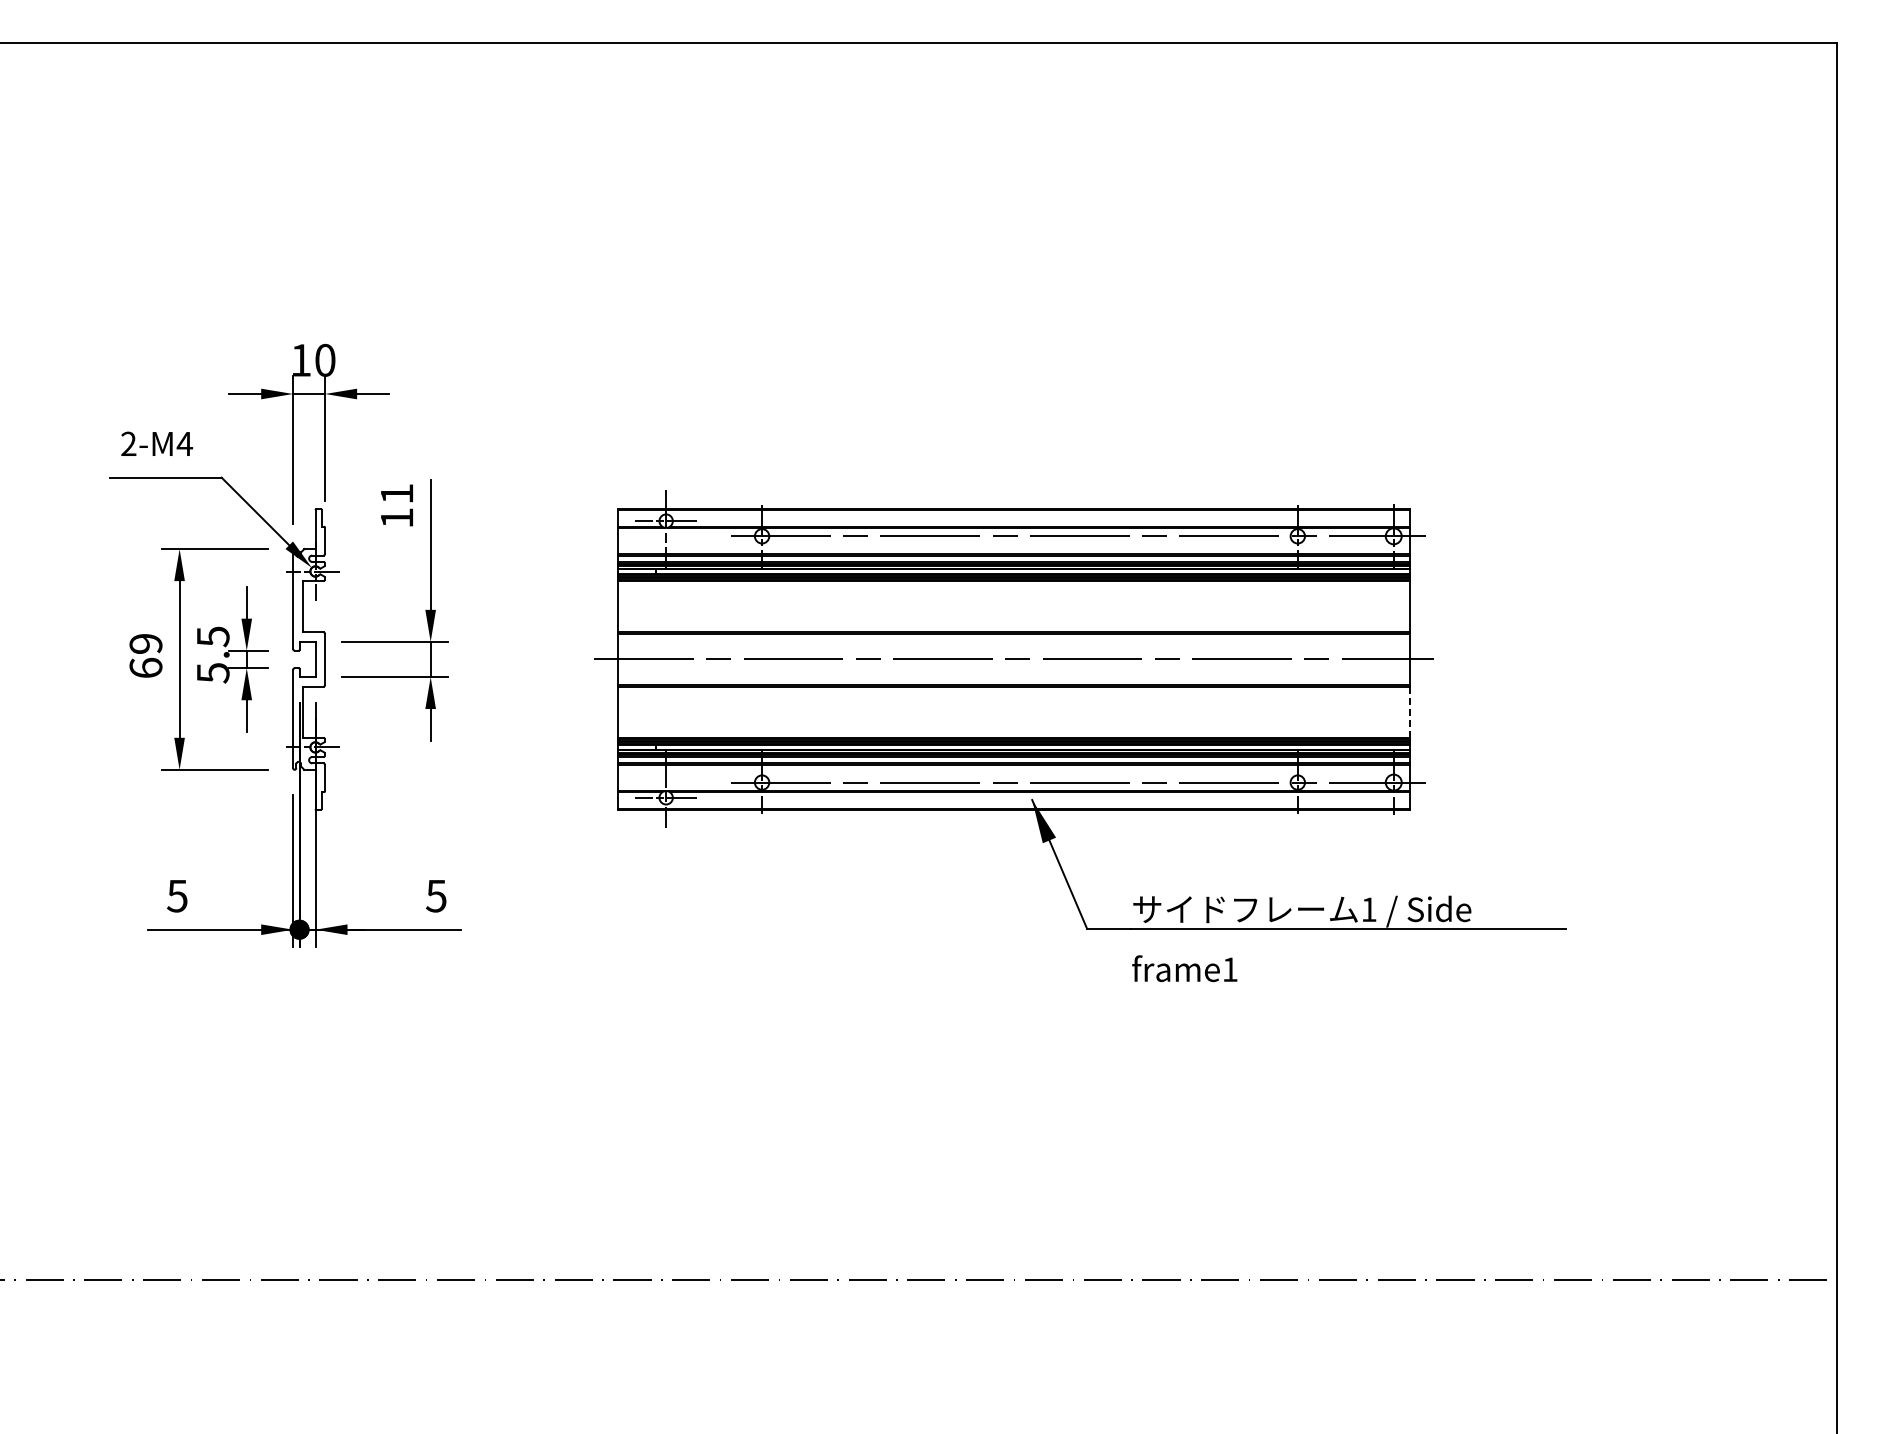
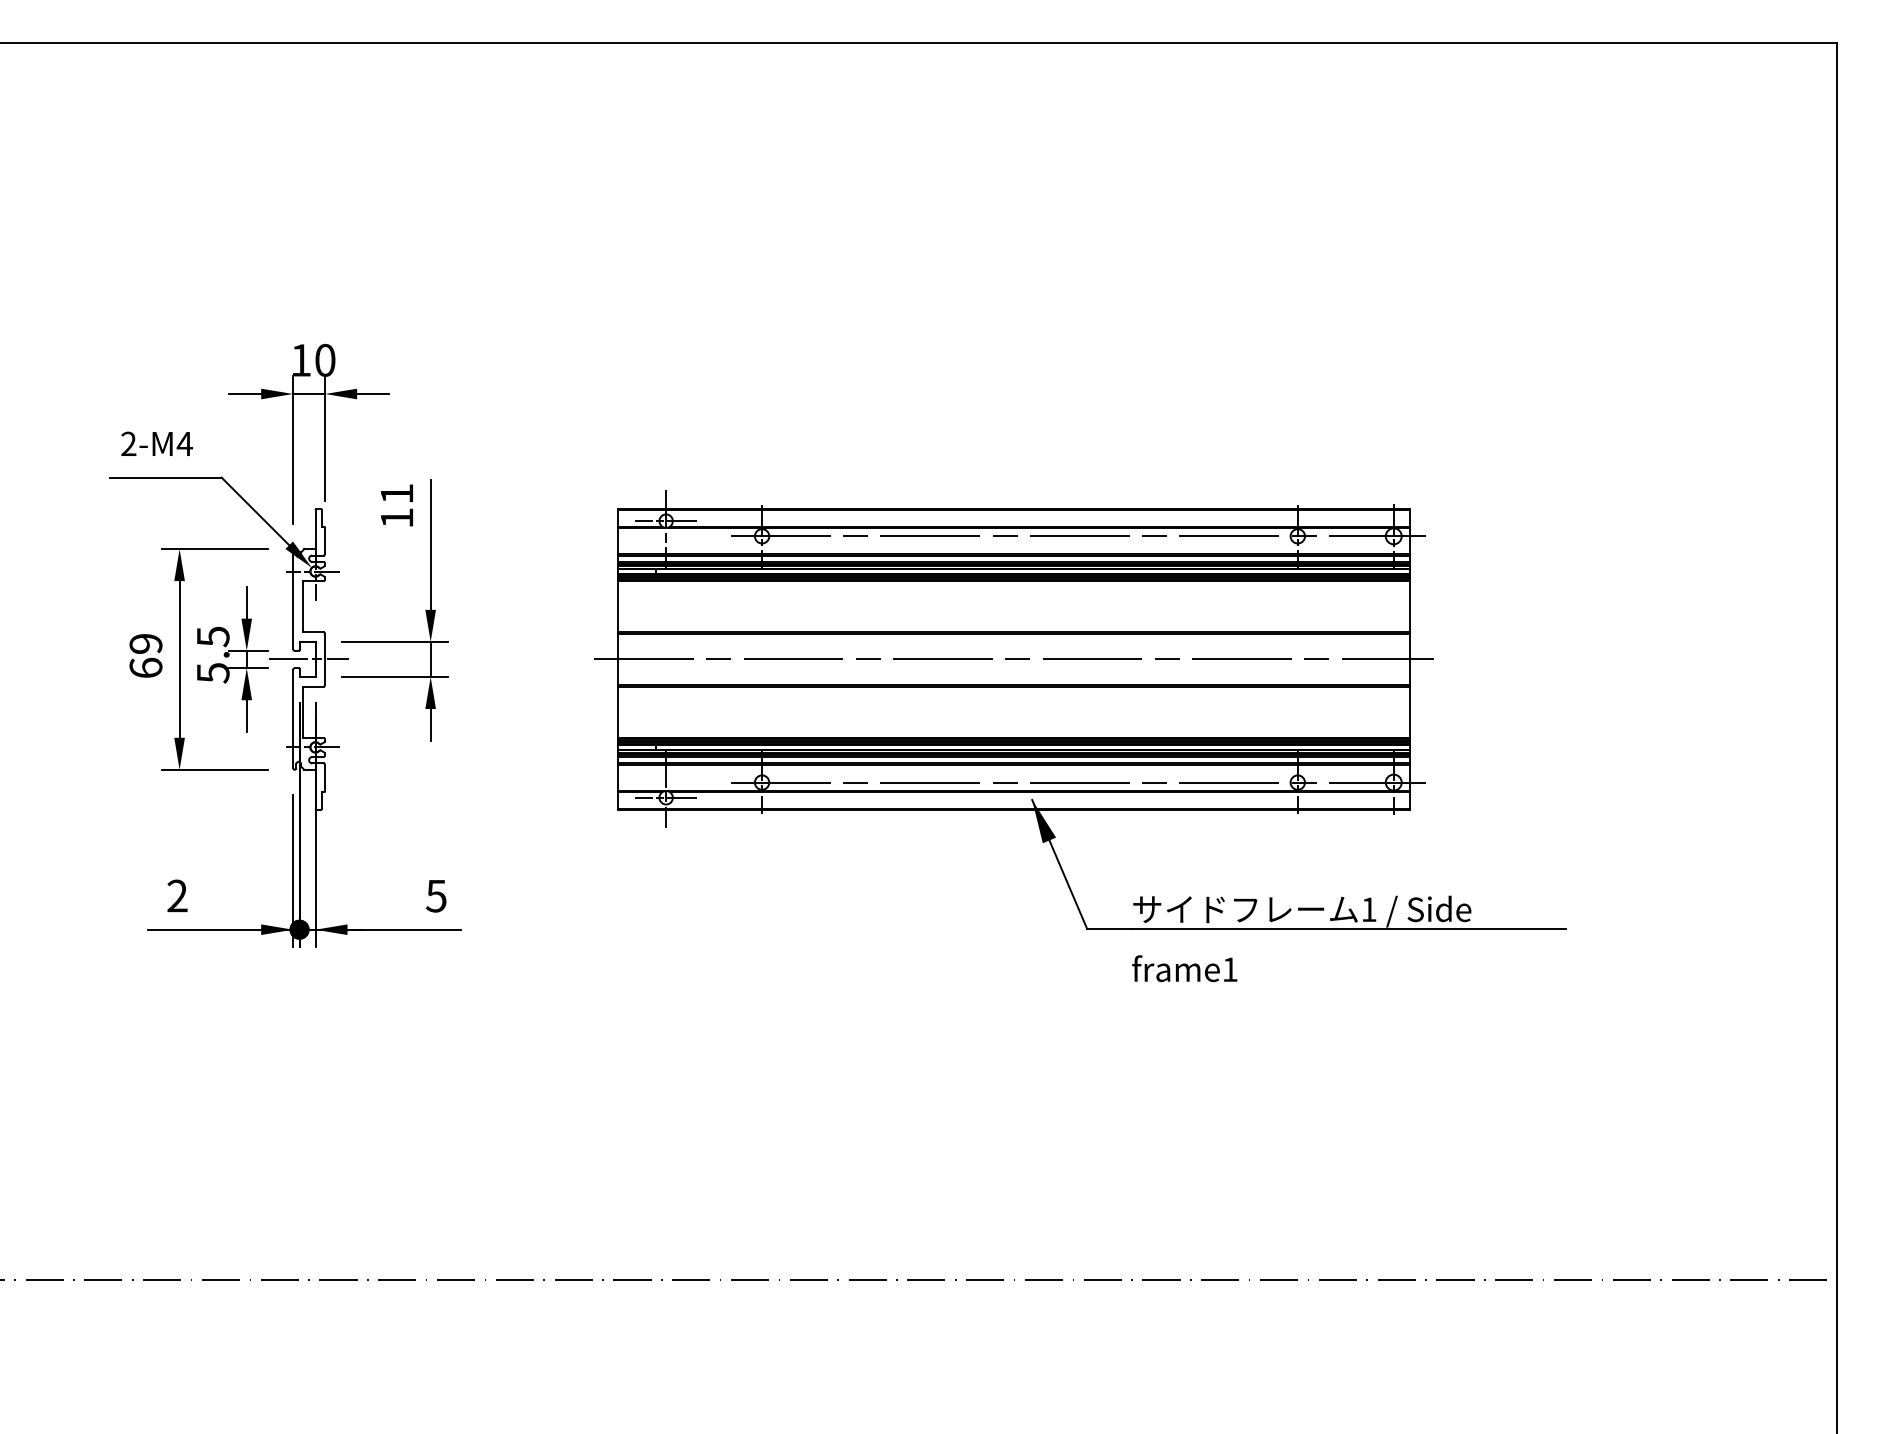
line: none -> present (309, 659)
line: dashed -> solid (1409, 712)
text: 5 -> 2 (177, 895)
